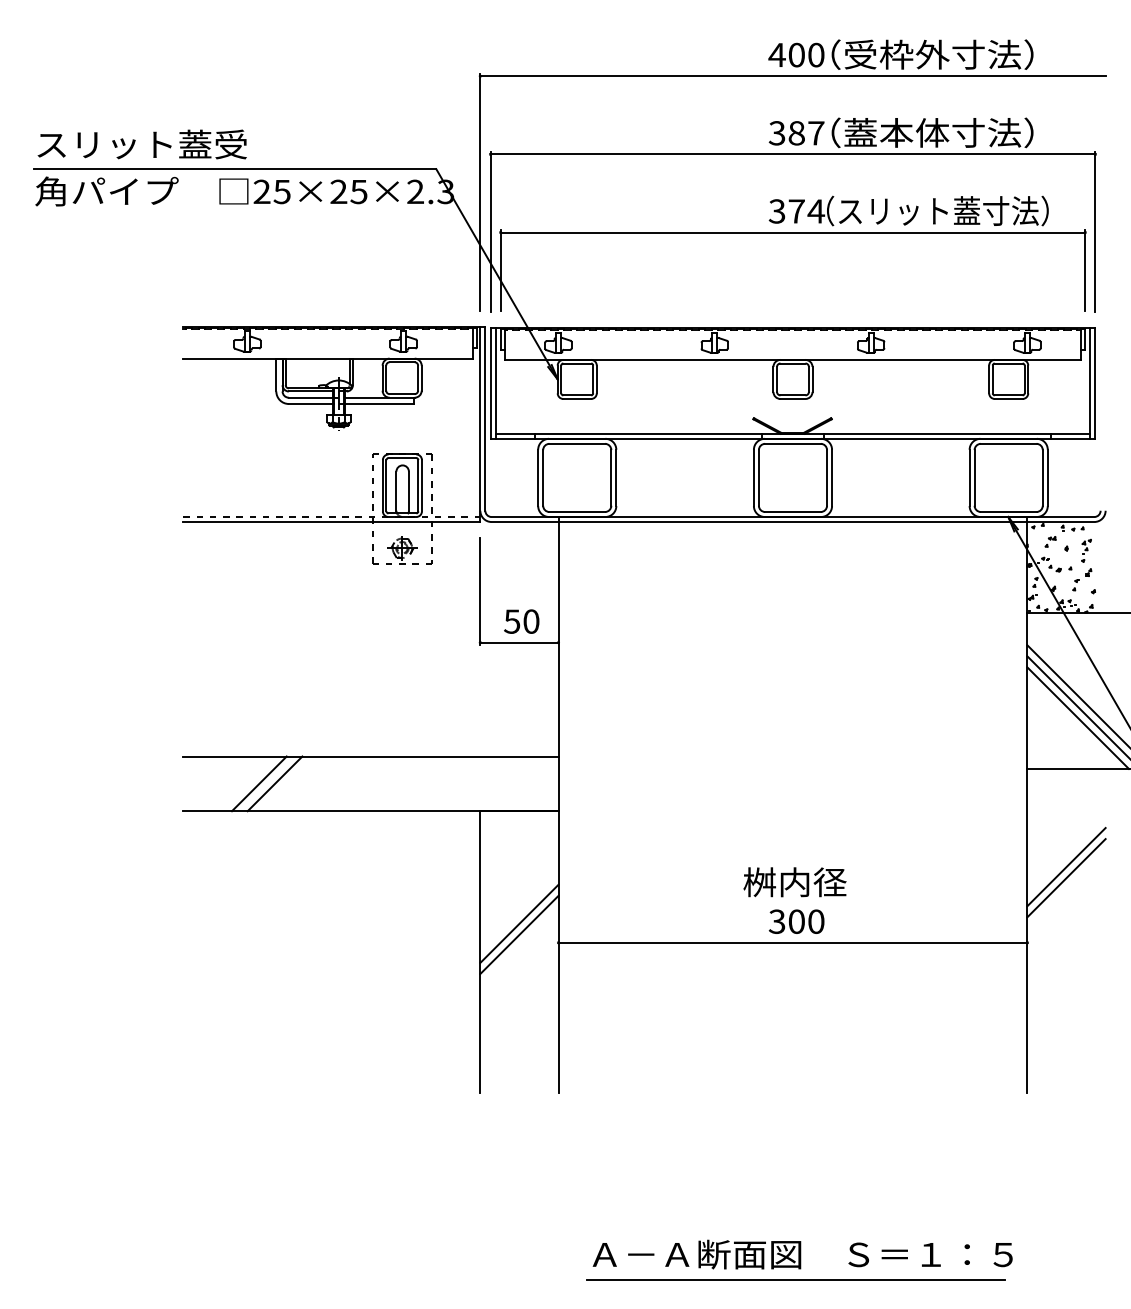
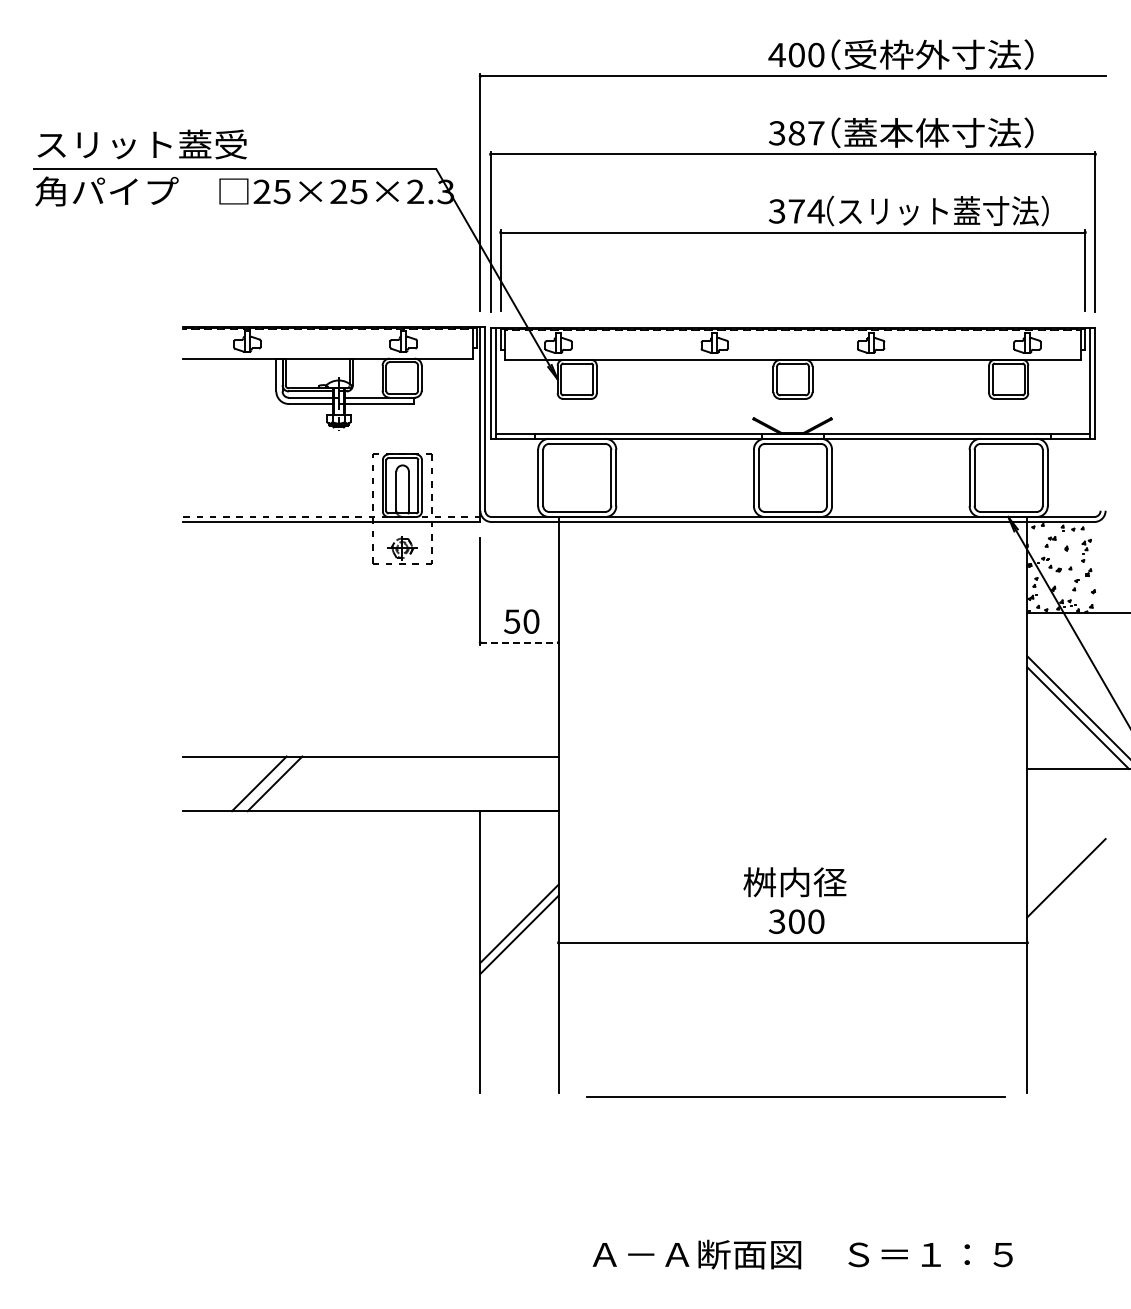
line: solid -> dashed (519, 642)
line: present -> none (1077, 695)
line: present -> none (1066, 867)
line position: (795, 1279) -> (795, 1096) (795, 1096)
